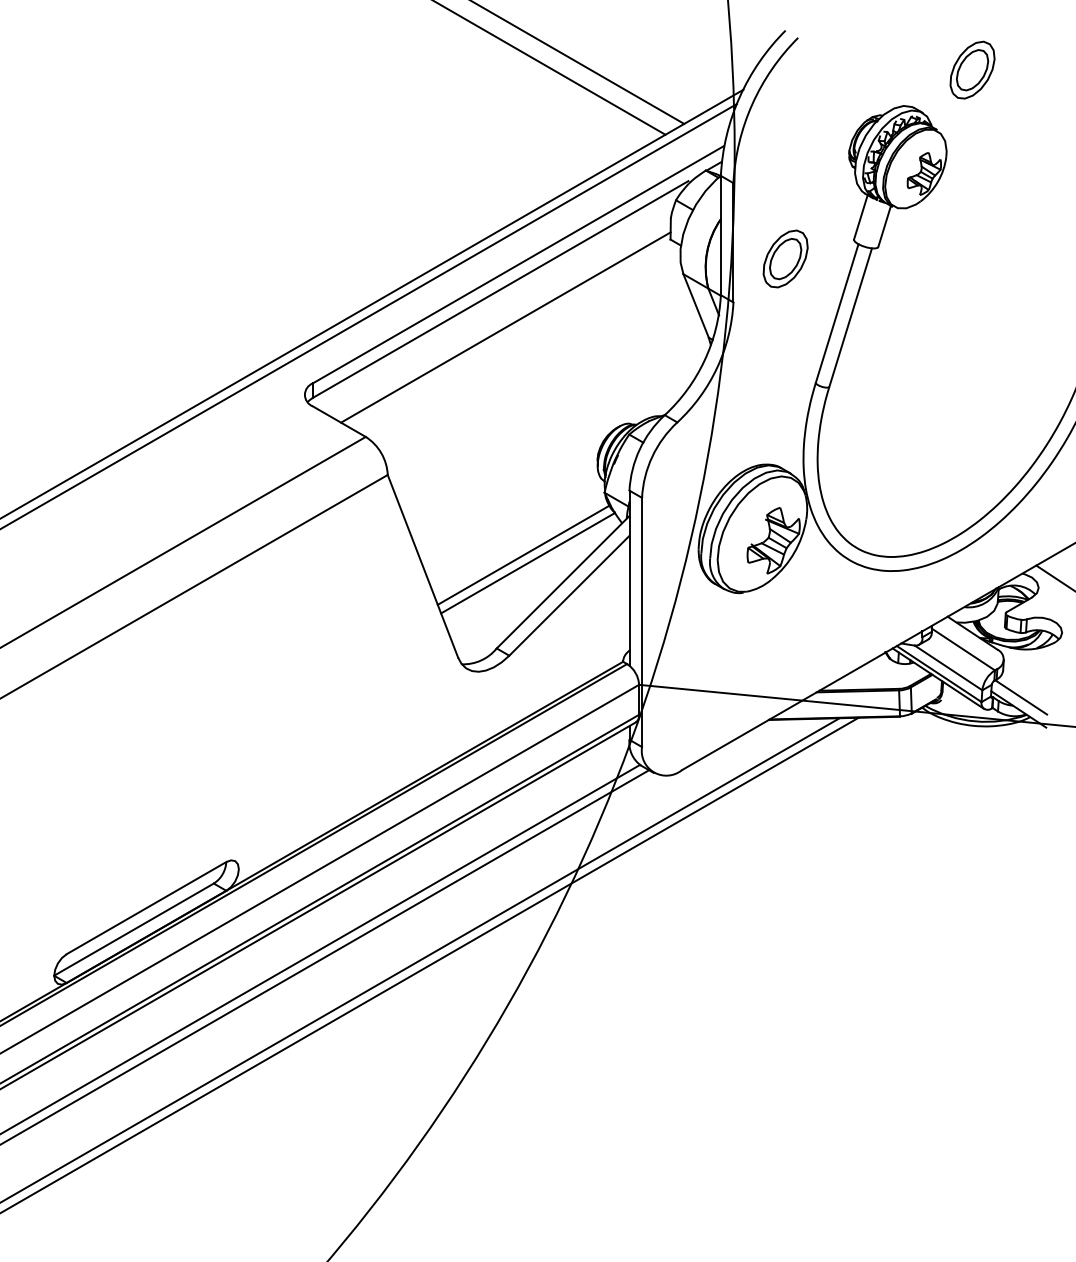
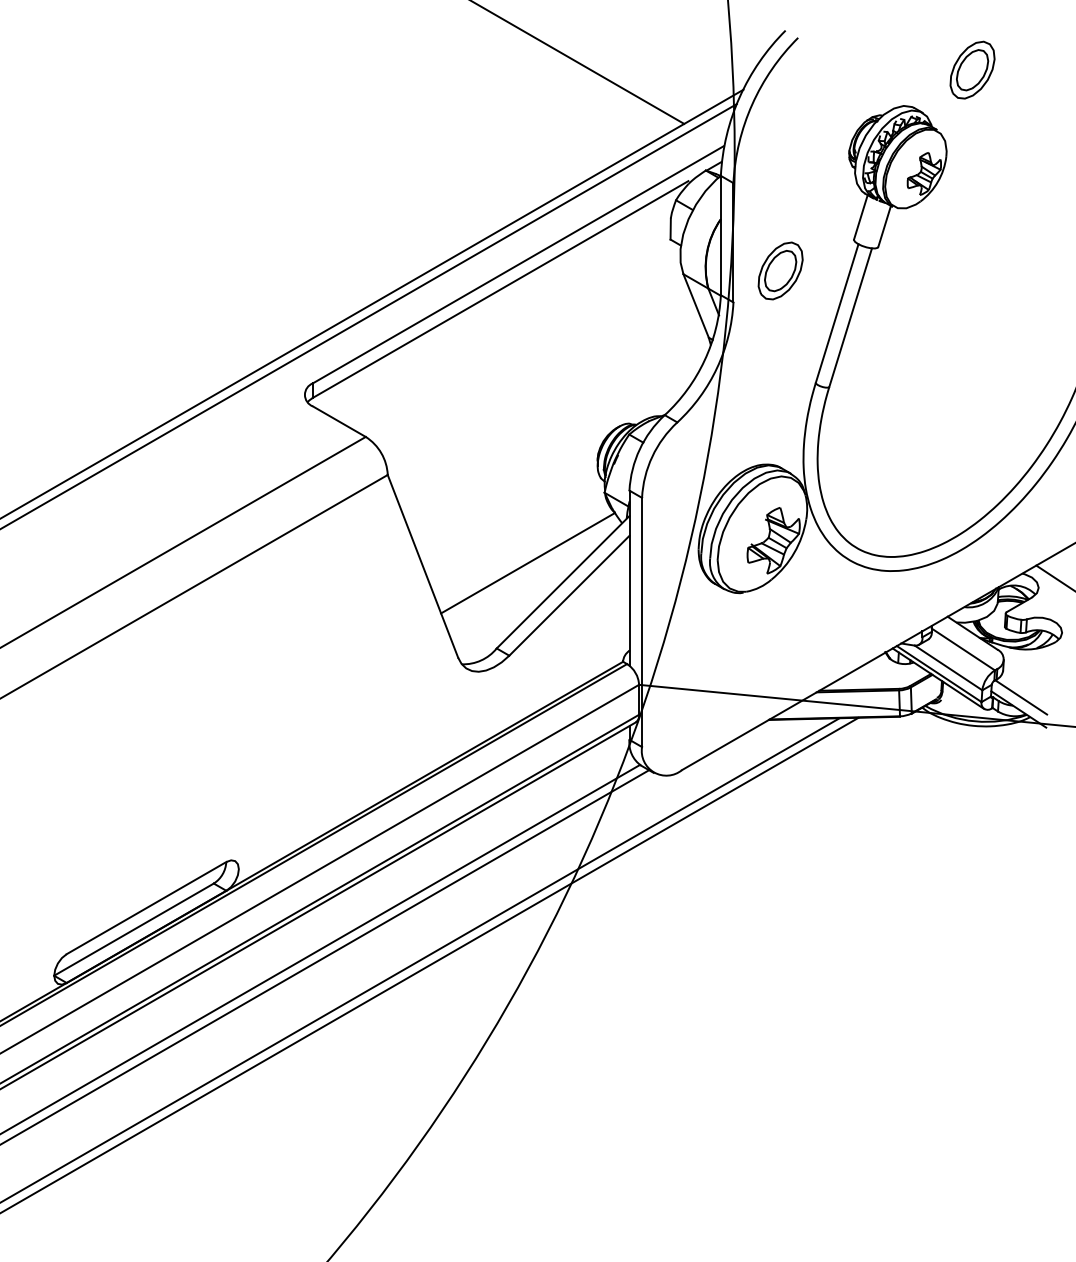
line: present -> none (550, 68)
part position: (785, 258) -> (780, 270) (780, 270)
line: present -> none (505, 327)
line: present -> none (523, 554)
